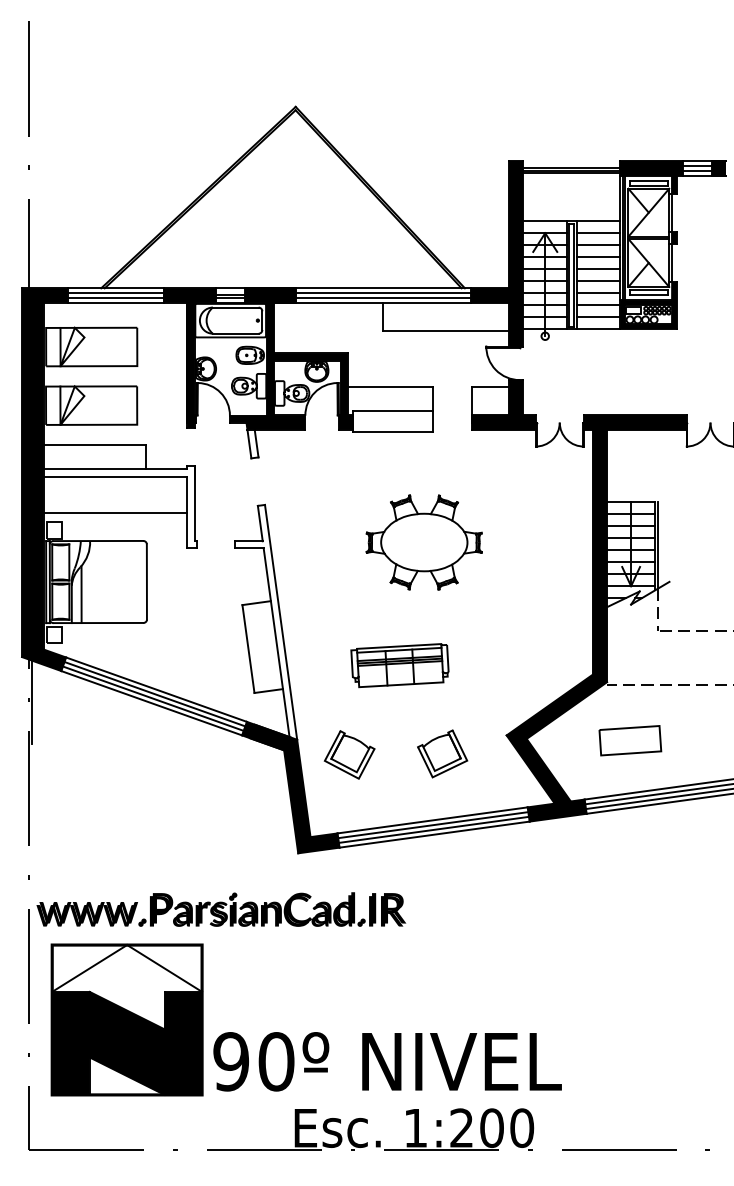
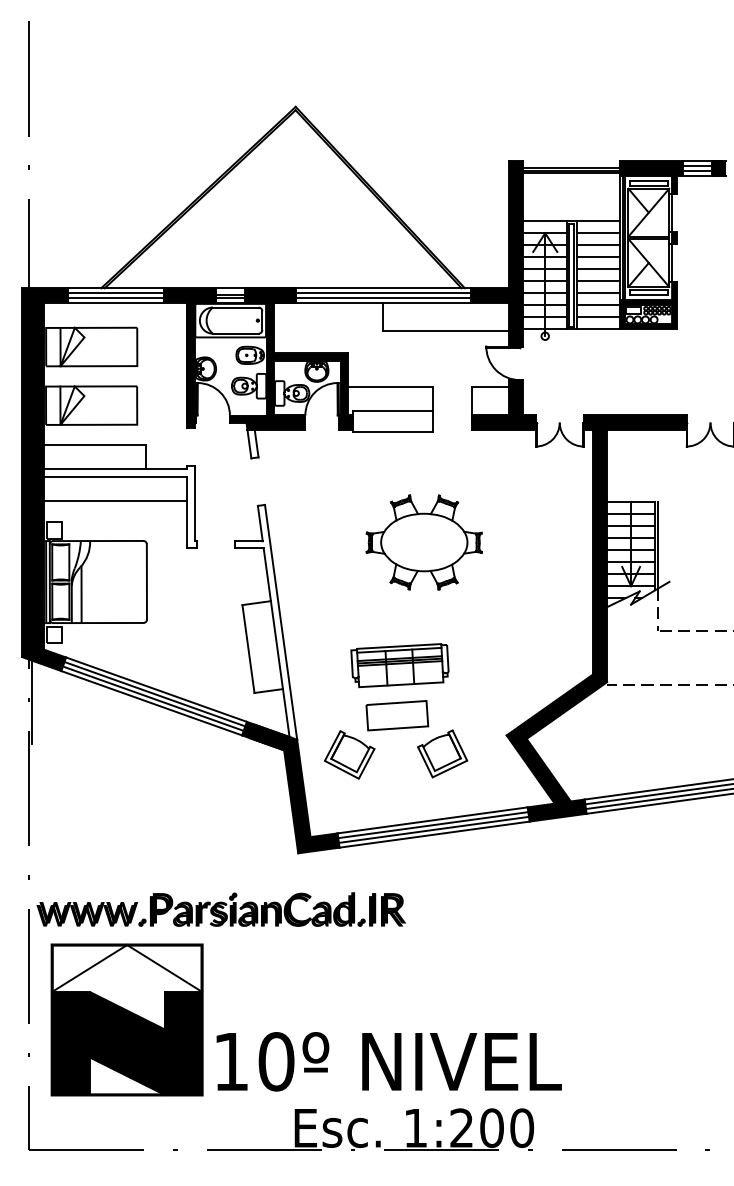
line position: (115, 512) -> (115, 500) (115, 500)
part position: (630, 740) -> (397, 715) (397, 715)
text: 90º -> 10º (230, 1061)
